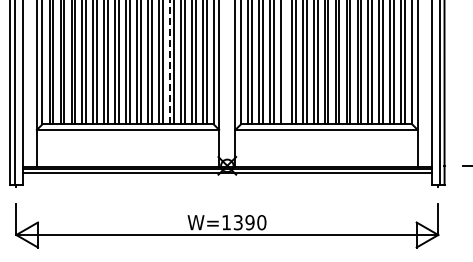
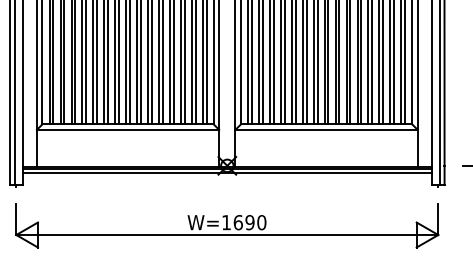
line: dashed -> solid (169, 62)
line: none -> present (284, 63)
text: W=1390 -> W=1690 (237, 222)
